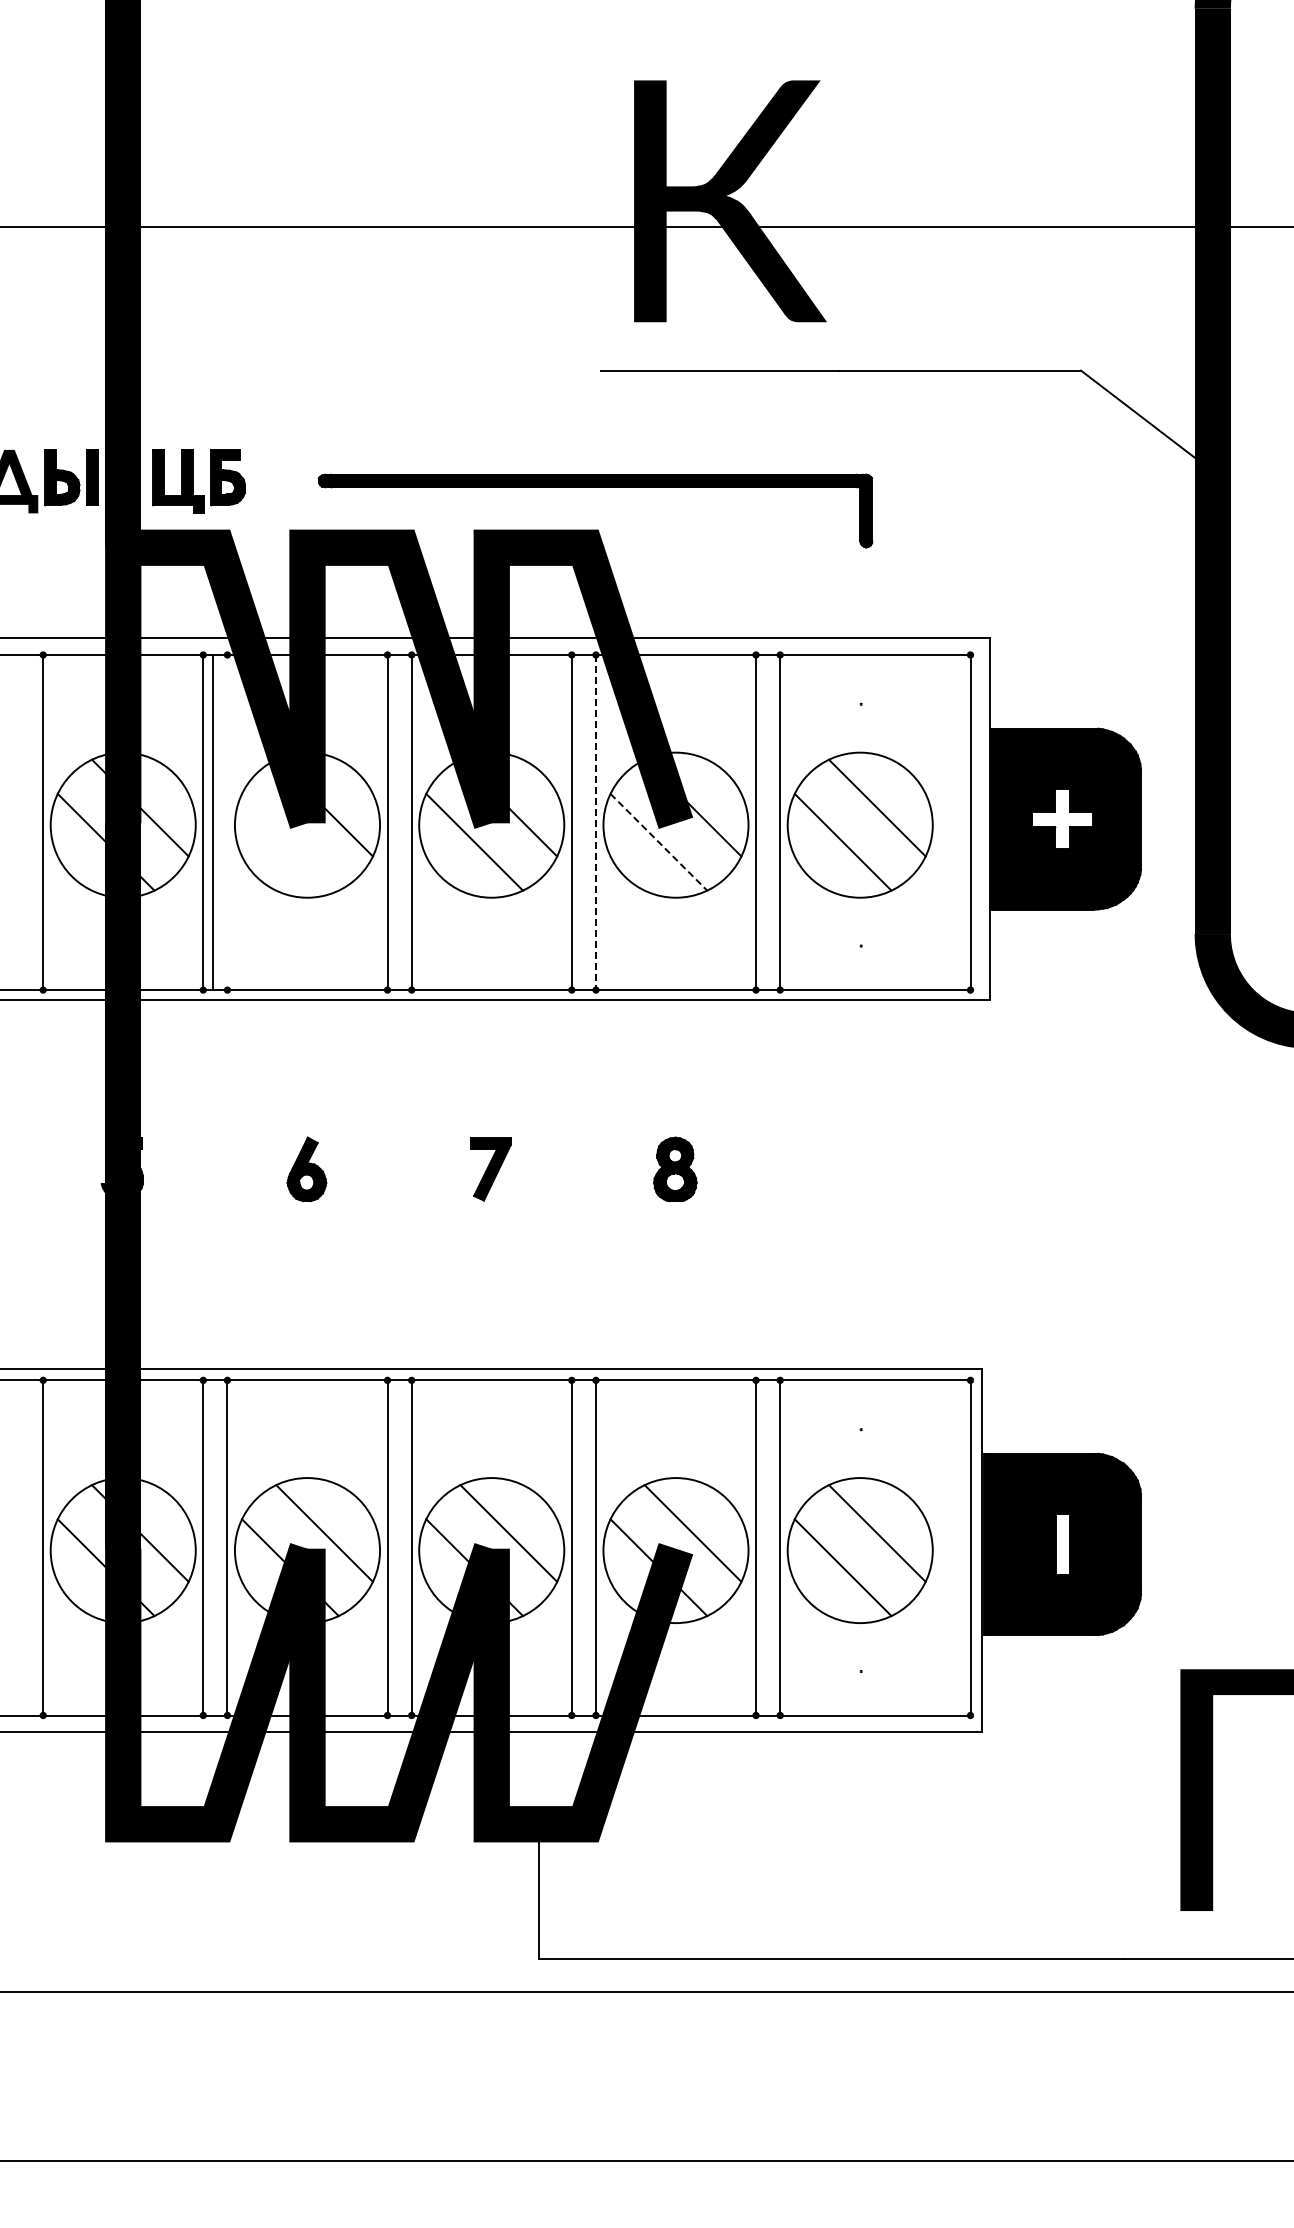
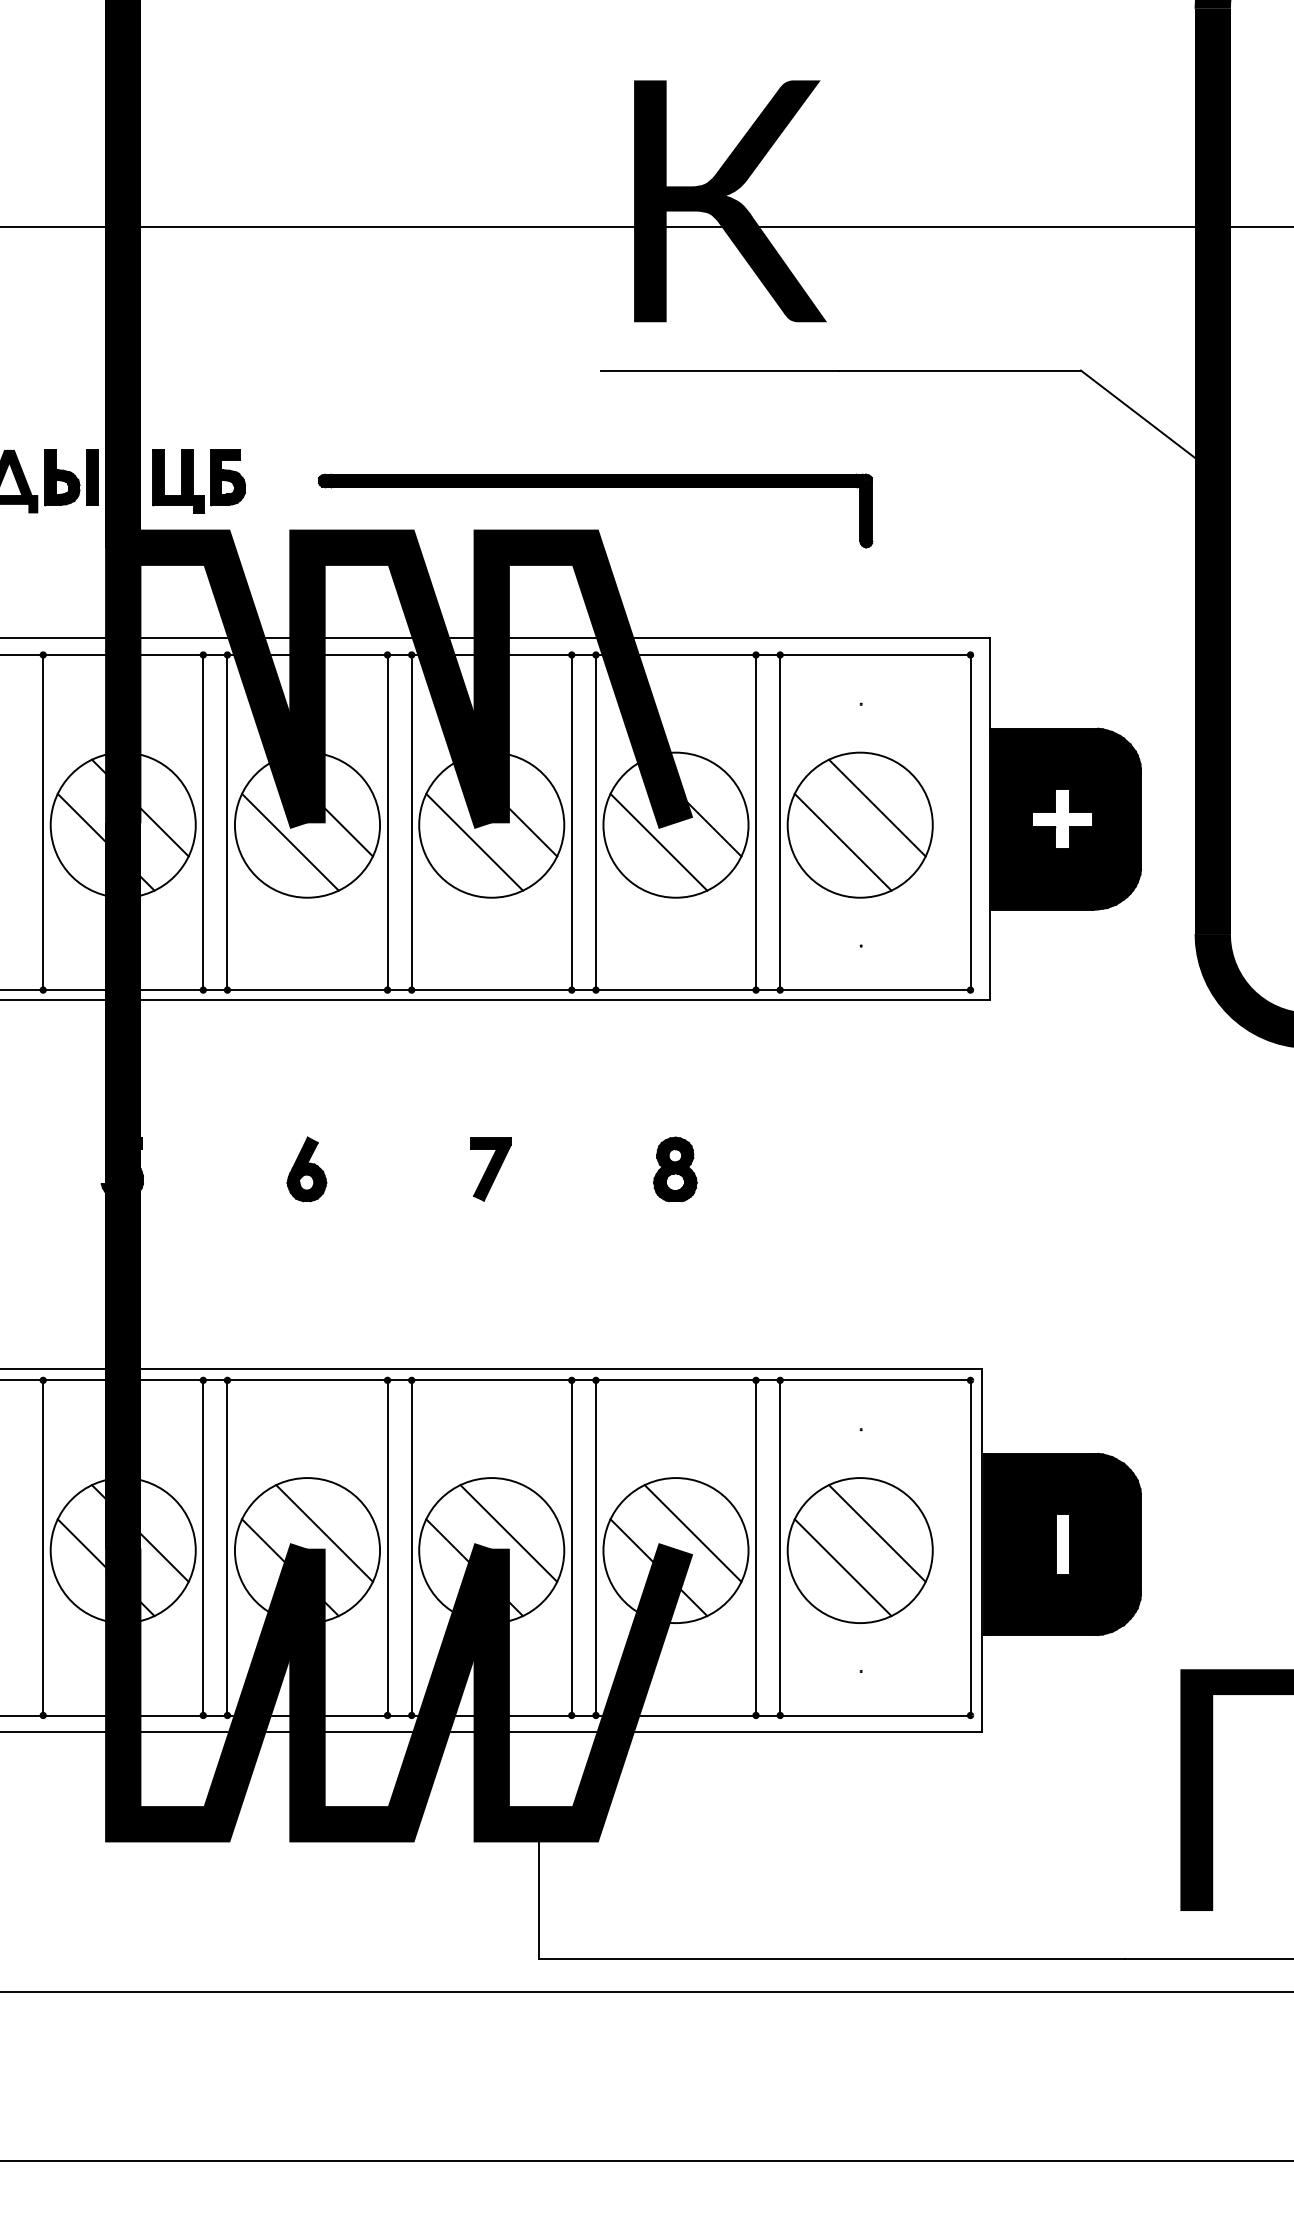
line position: (213, 822) -> (227, 822) (227, 822)
line: dashed -> solid (595, 822)
line: none -> present (290, 841)
line: dashed -> solid (659, 842)
